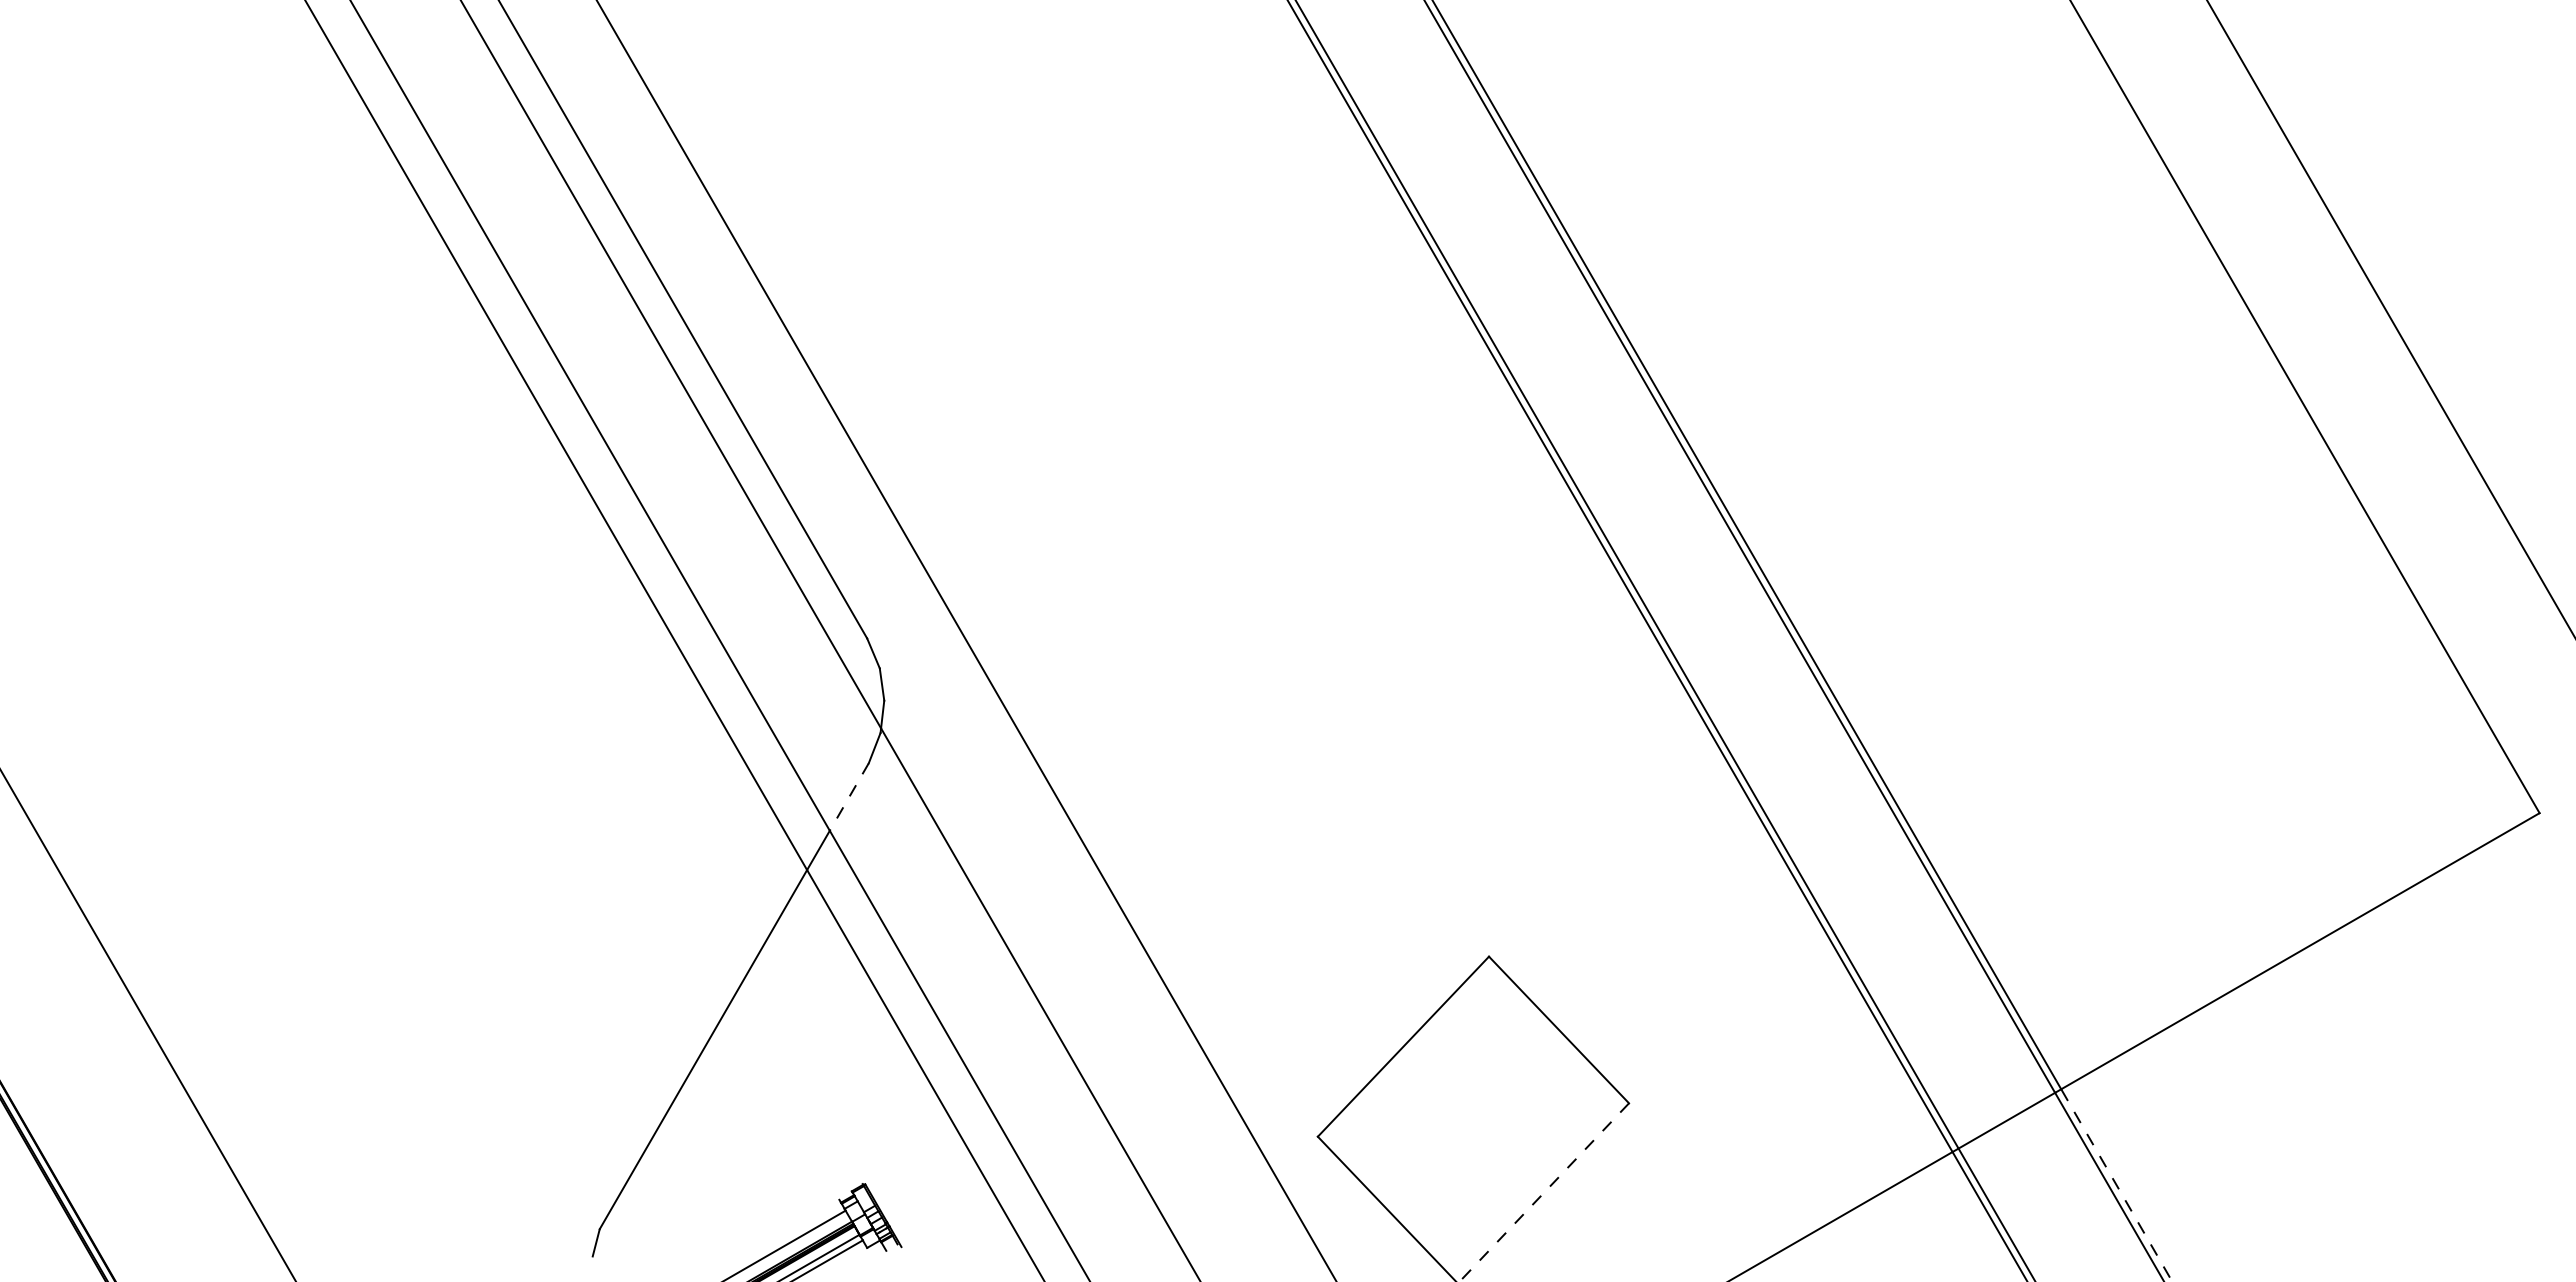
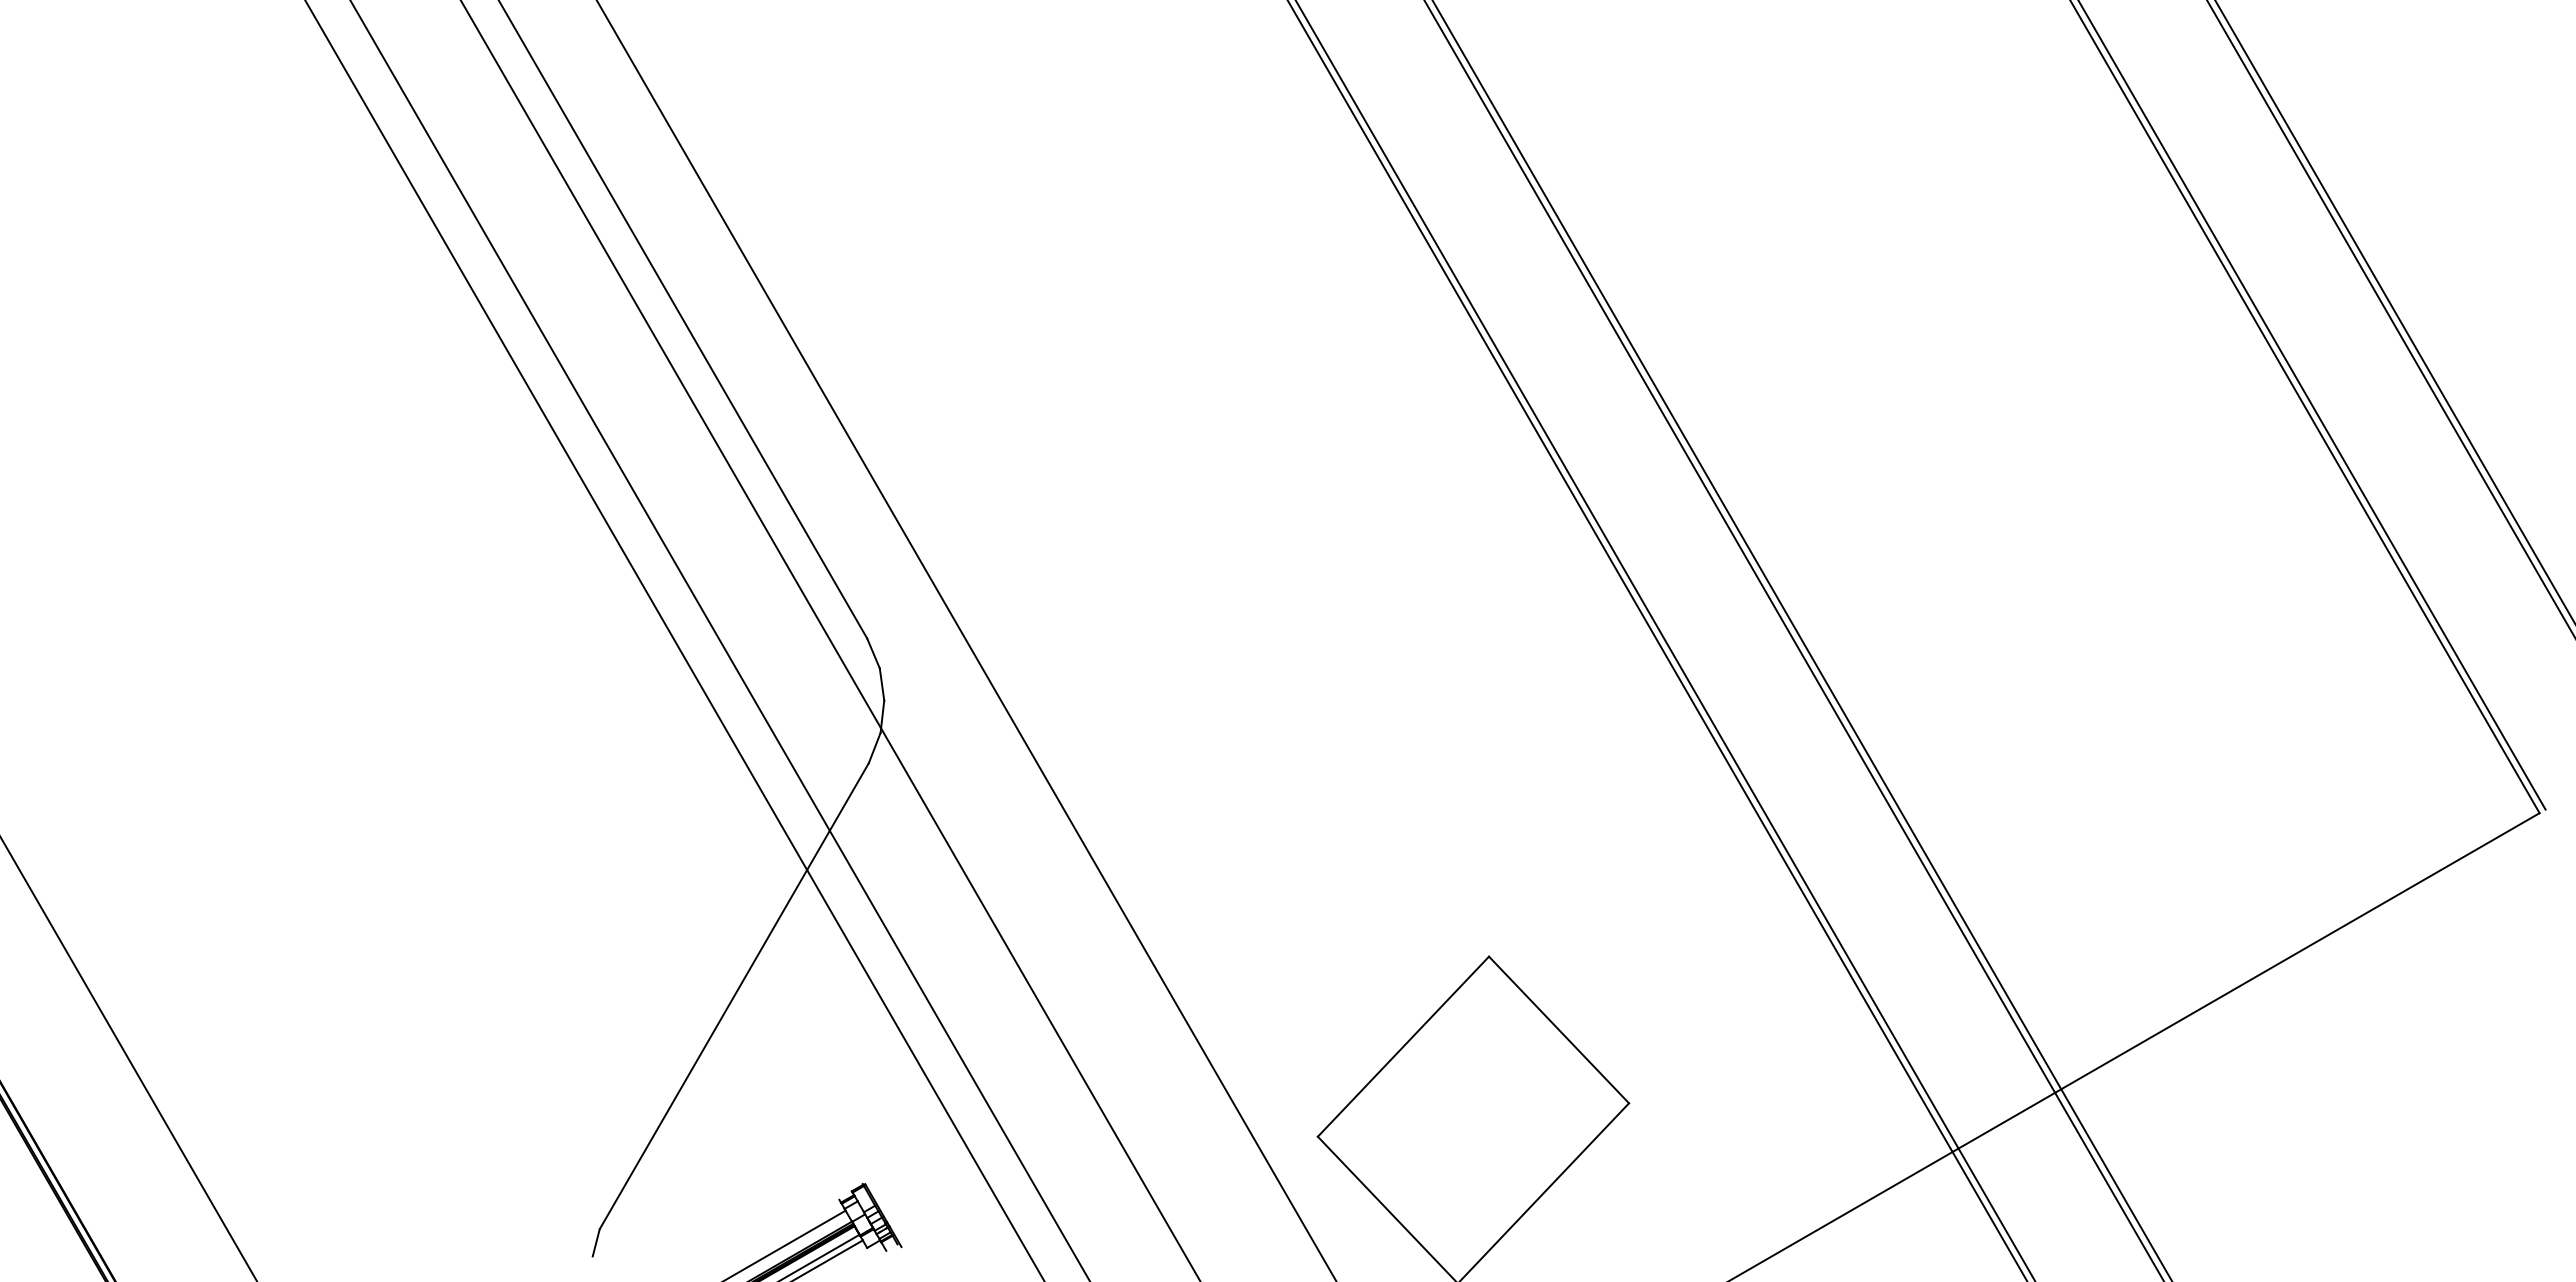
line: none -> present (2394, 310)
line: none -> present (2312, 405)
line: dashed -> solid (849, 797)
line position: (148, 1025) -> (128, 1058) (128, 1058)
line: dashed -> solid (2116, 1185)
line: dashed -> solid (1544, 1192)
